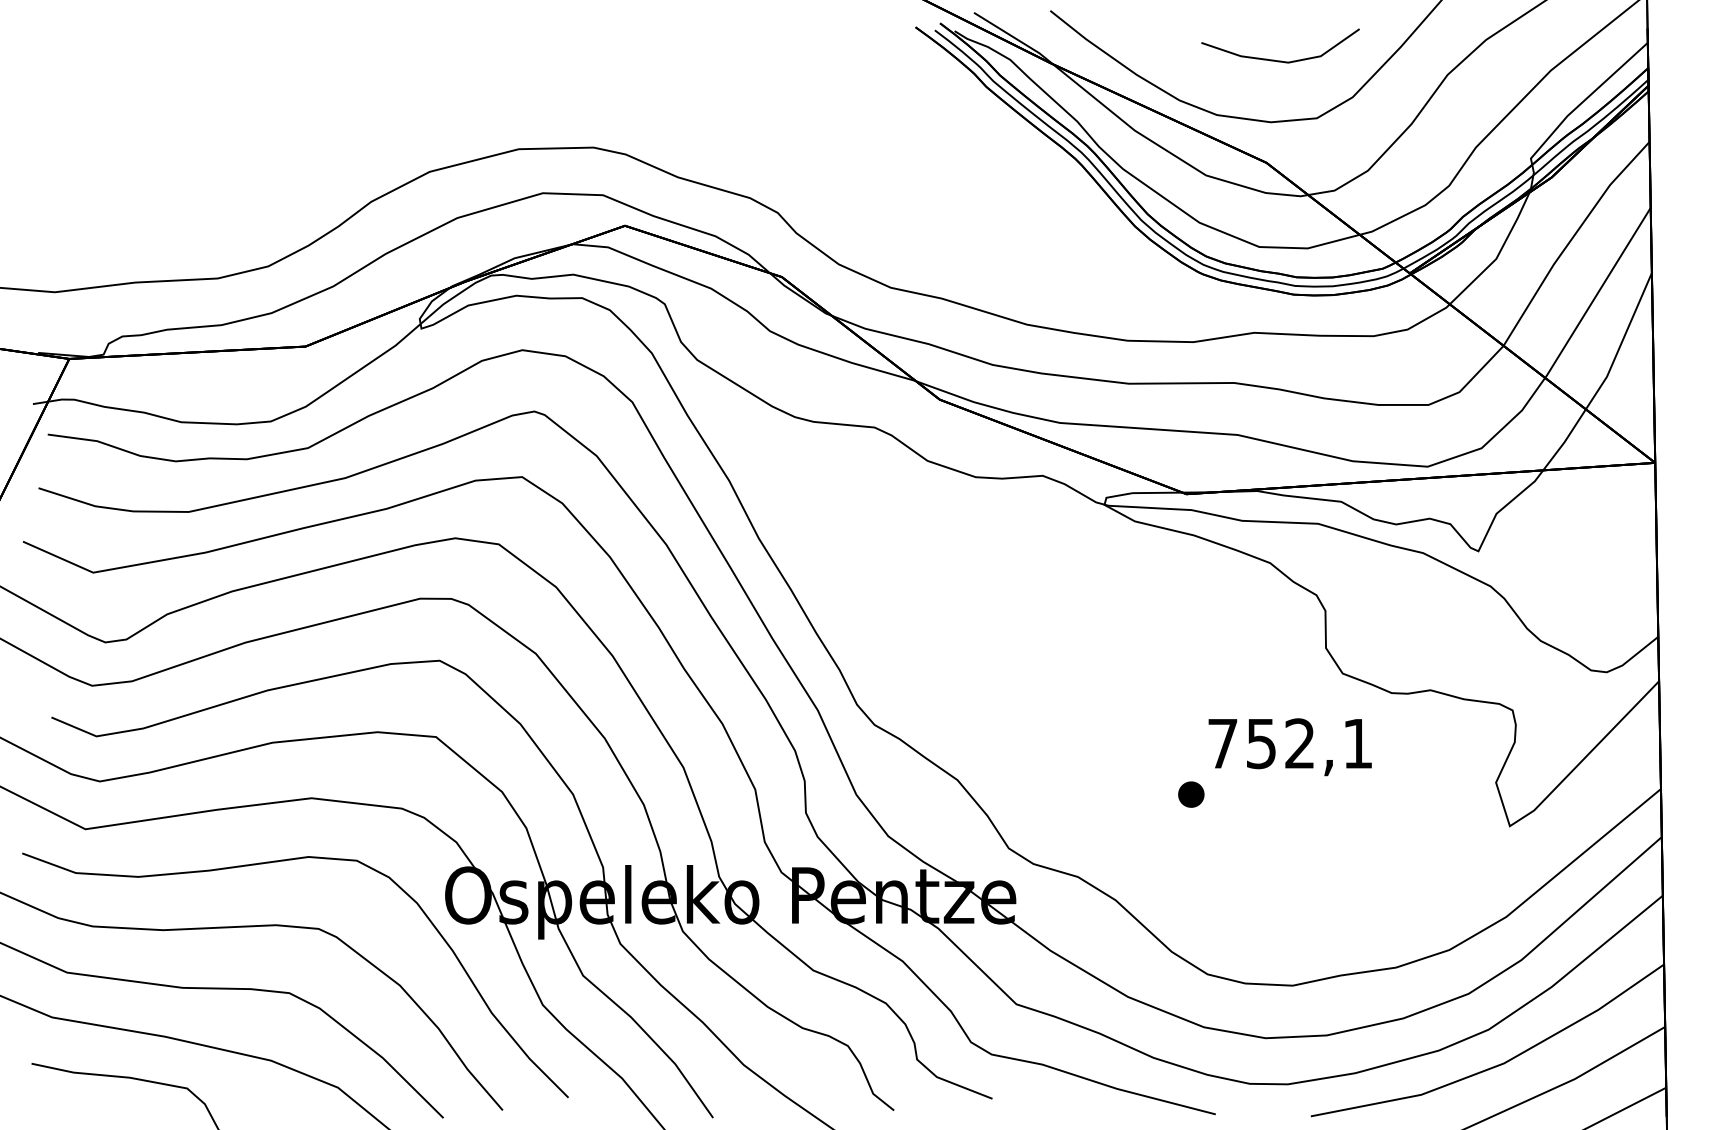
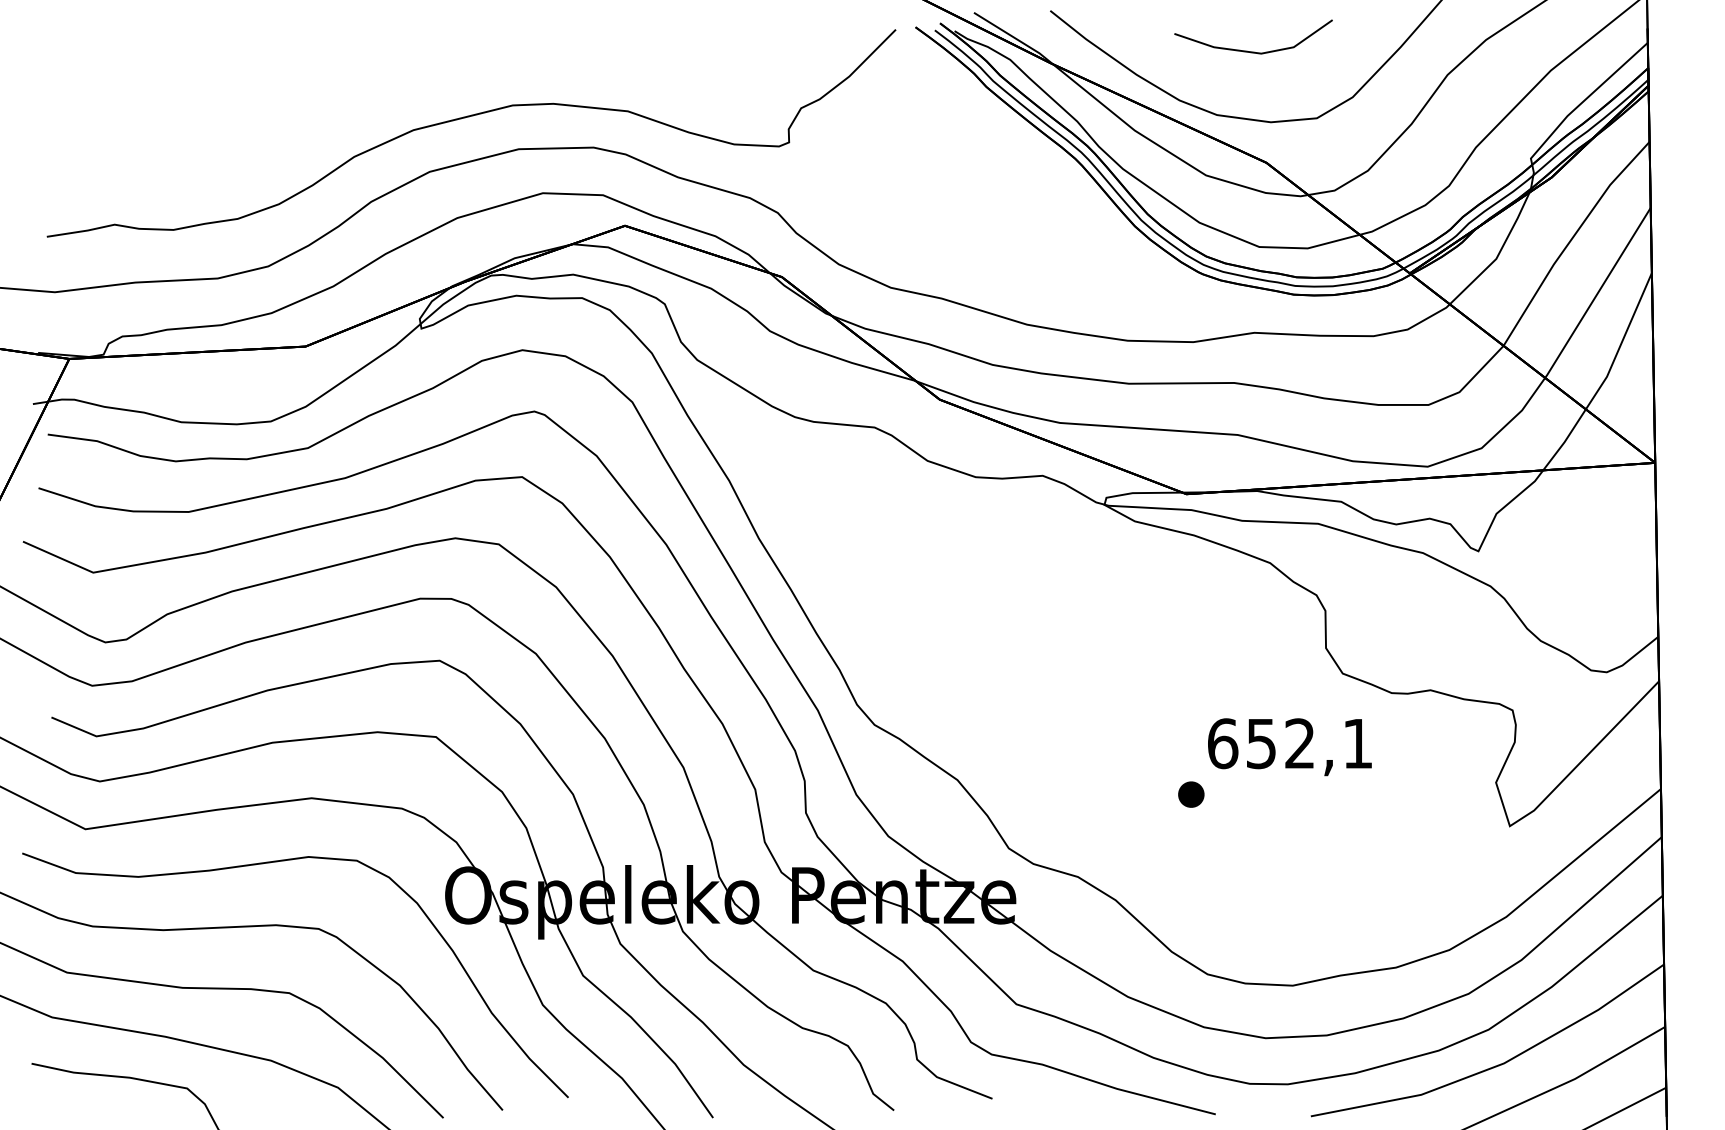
line position: (1280, 60) -> (1253, 51) (1253, 51)
curve: none -> present (469, 117)
text: 752,1 -> 652,1 (1223, 743)
